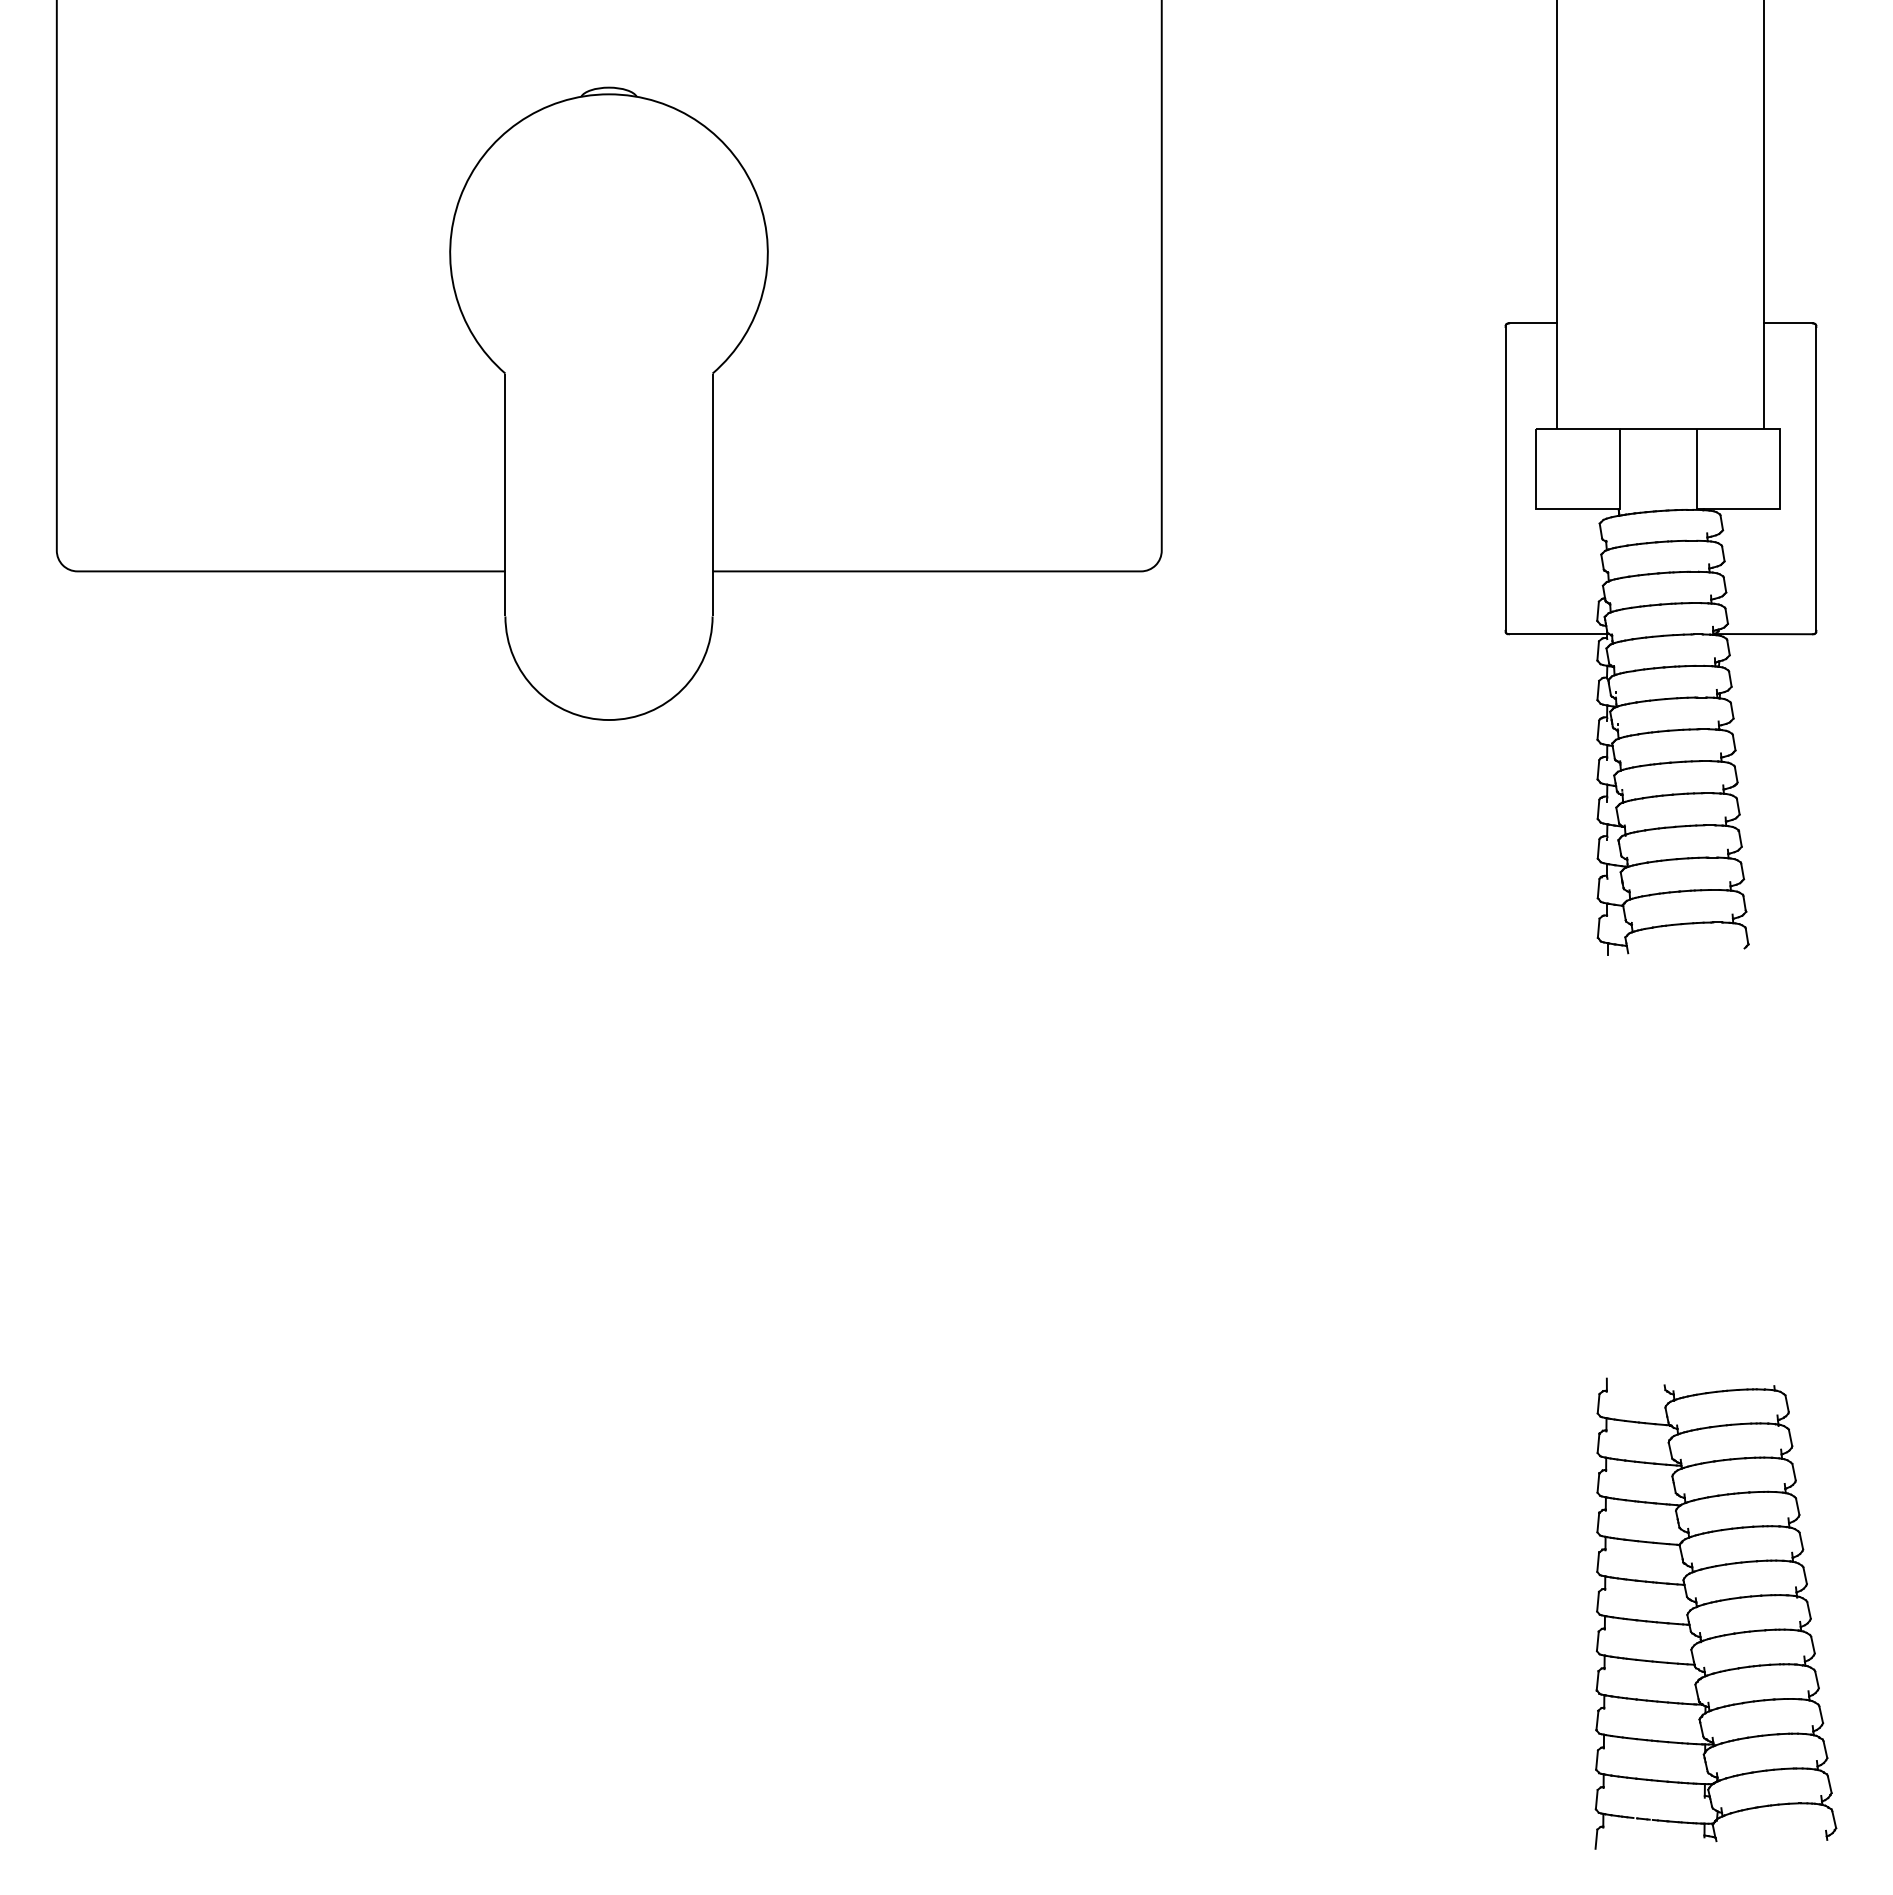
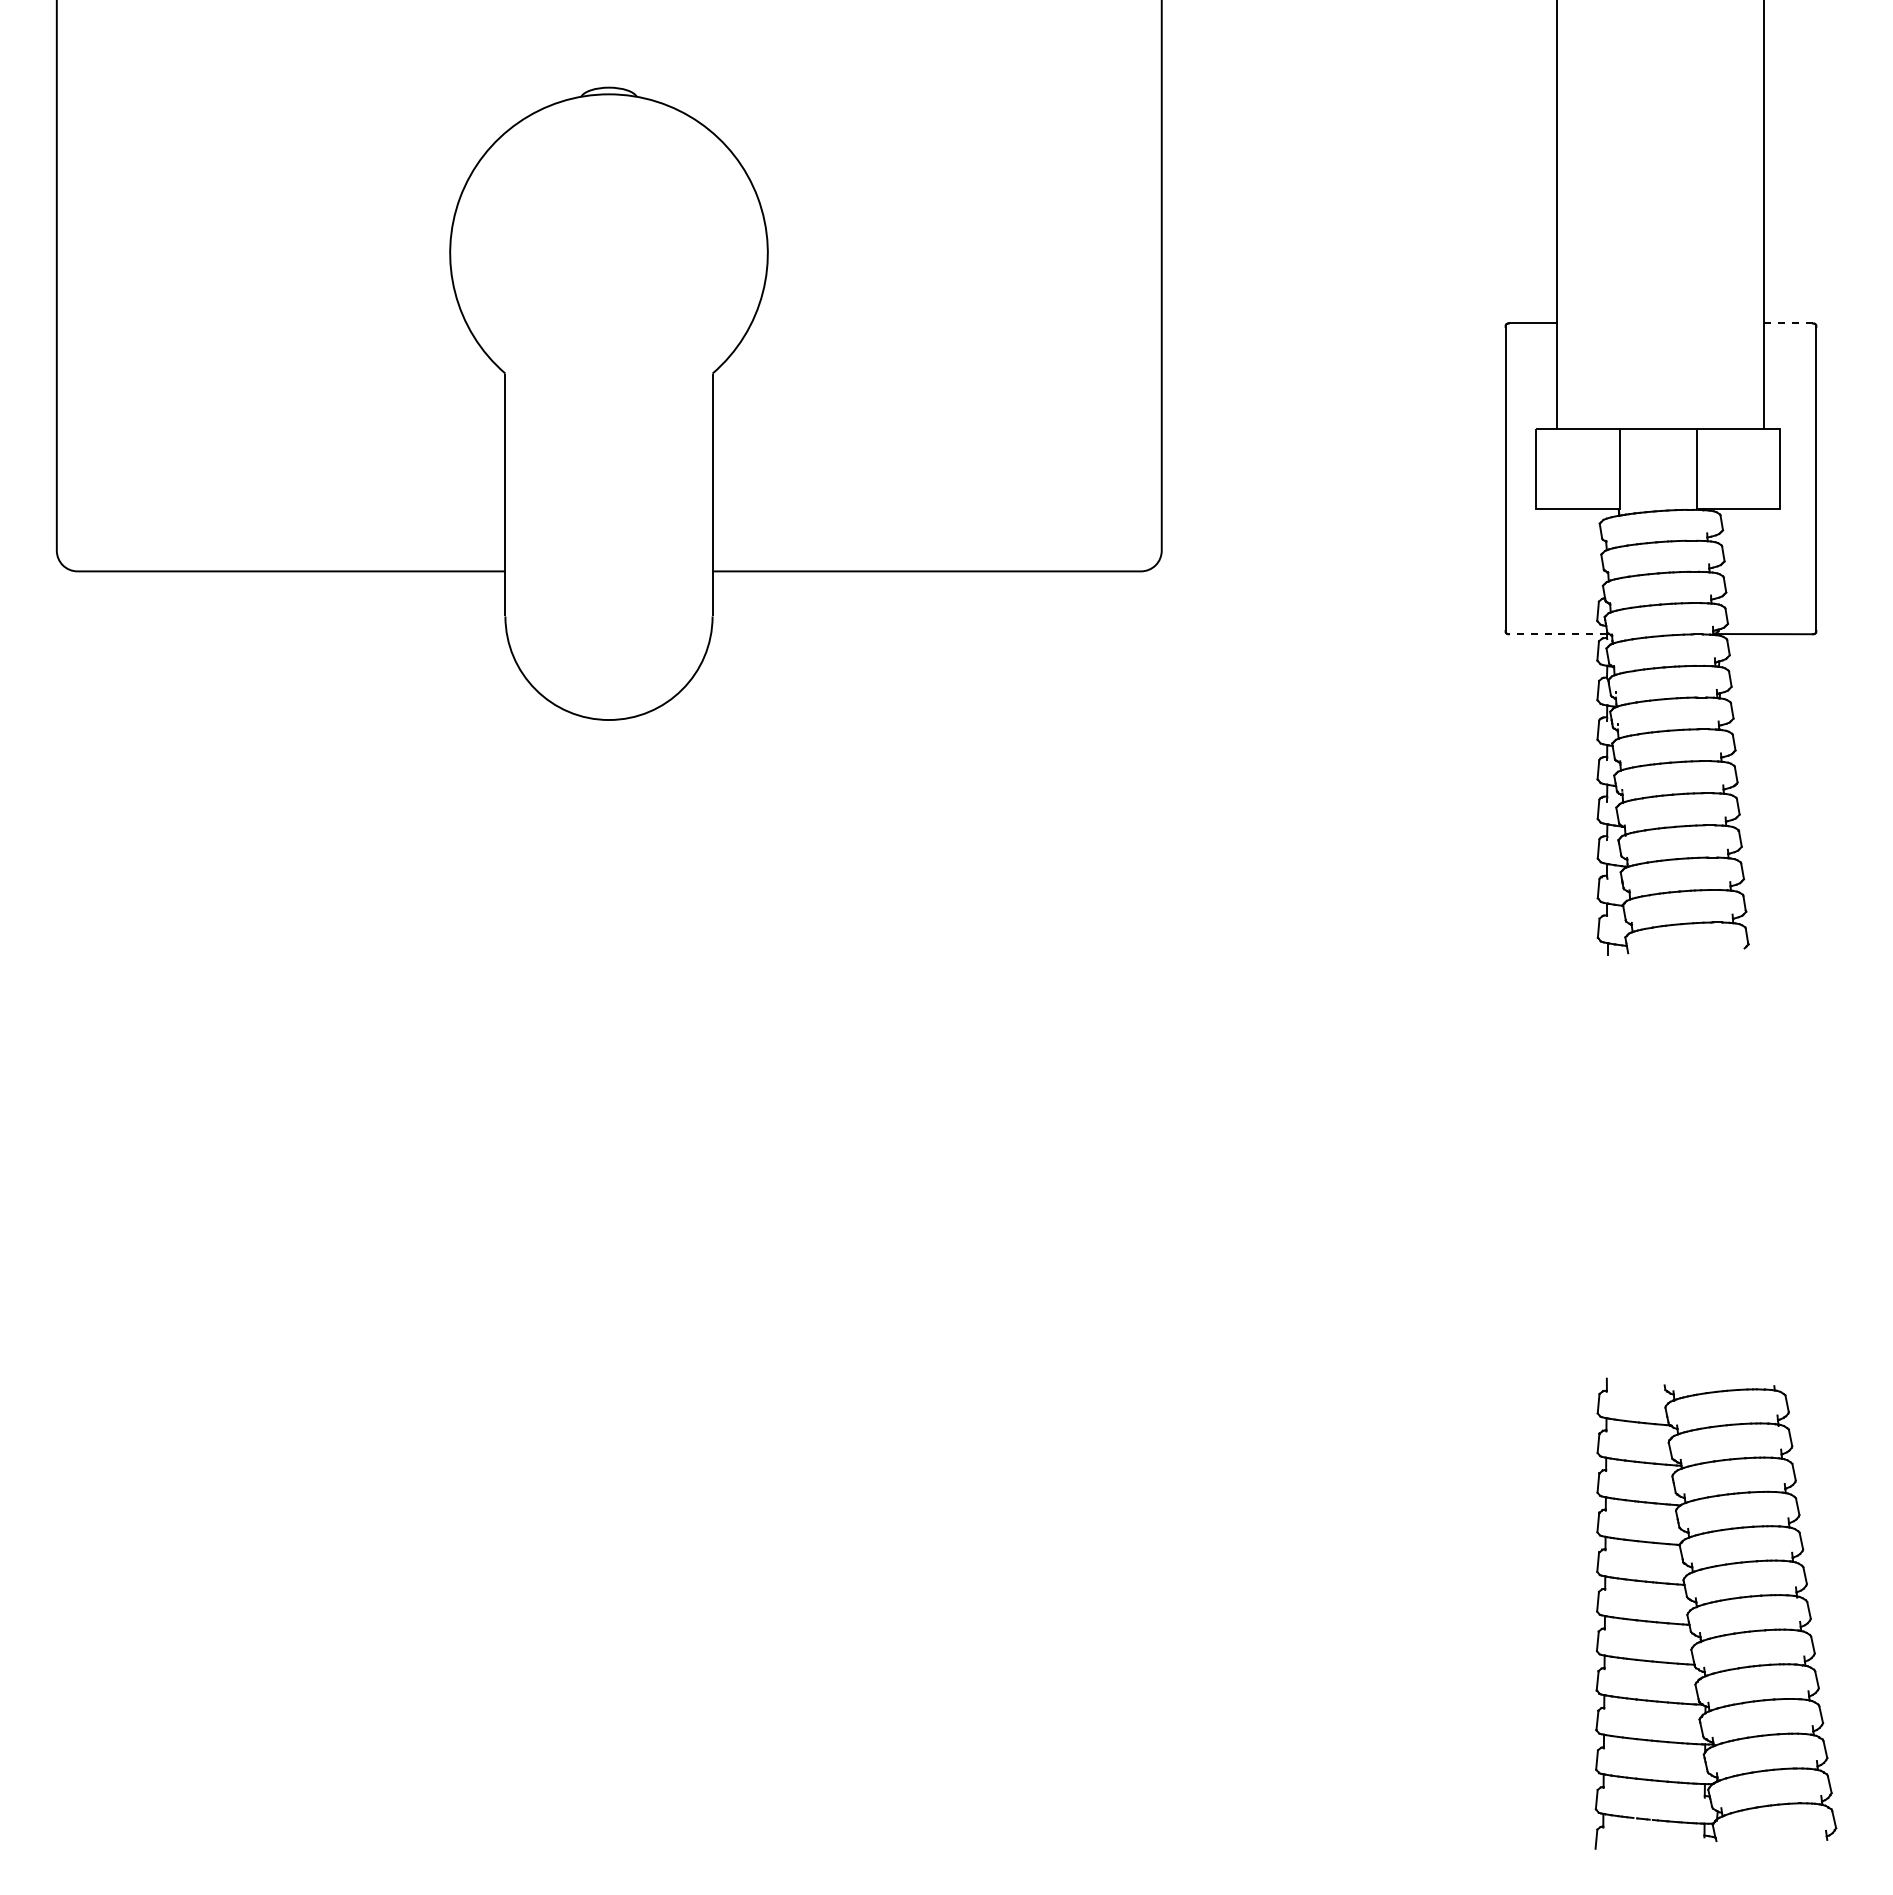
line: solid -> dashed (1788, 323)
line: solid -> dashed (1557, 634)
